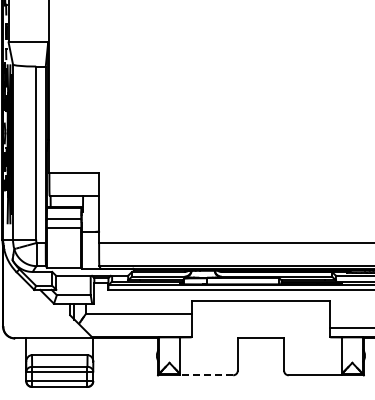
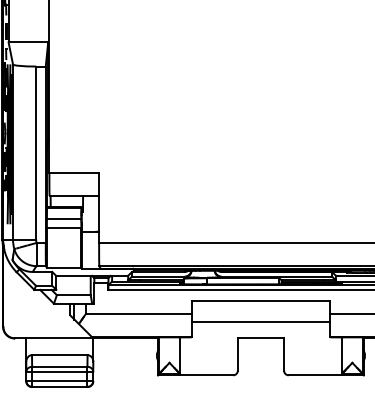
line: none -> present (260, 322)
line position: (350, 327) -> (350, 313) (350, 313)
line: dashed -> solid (206, 375)
